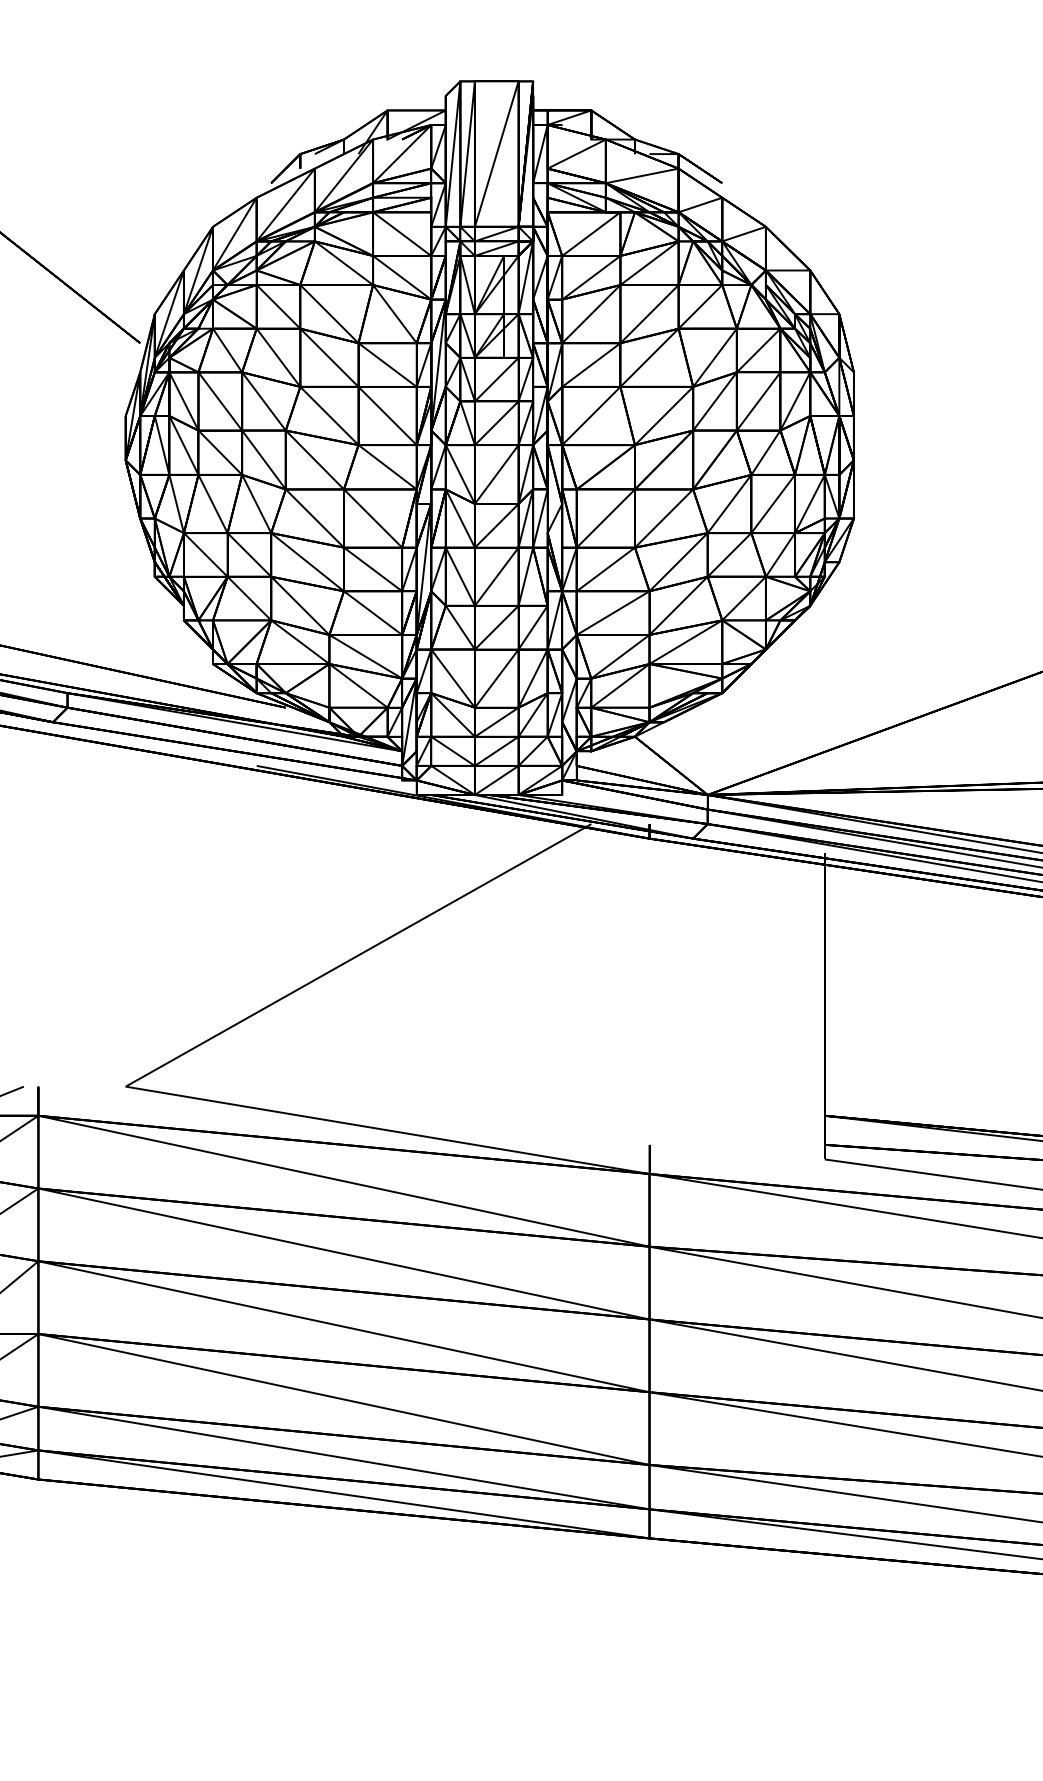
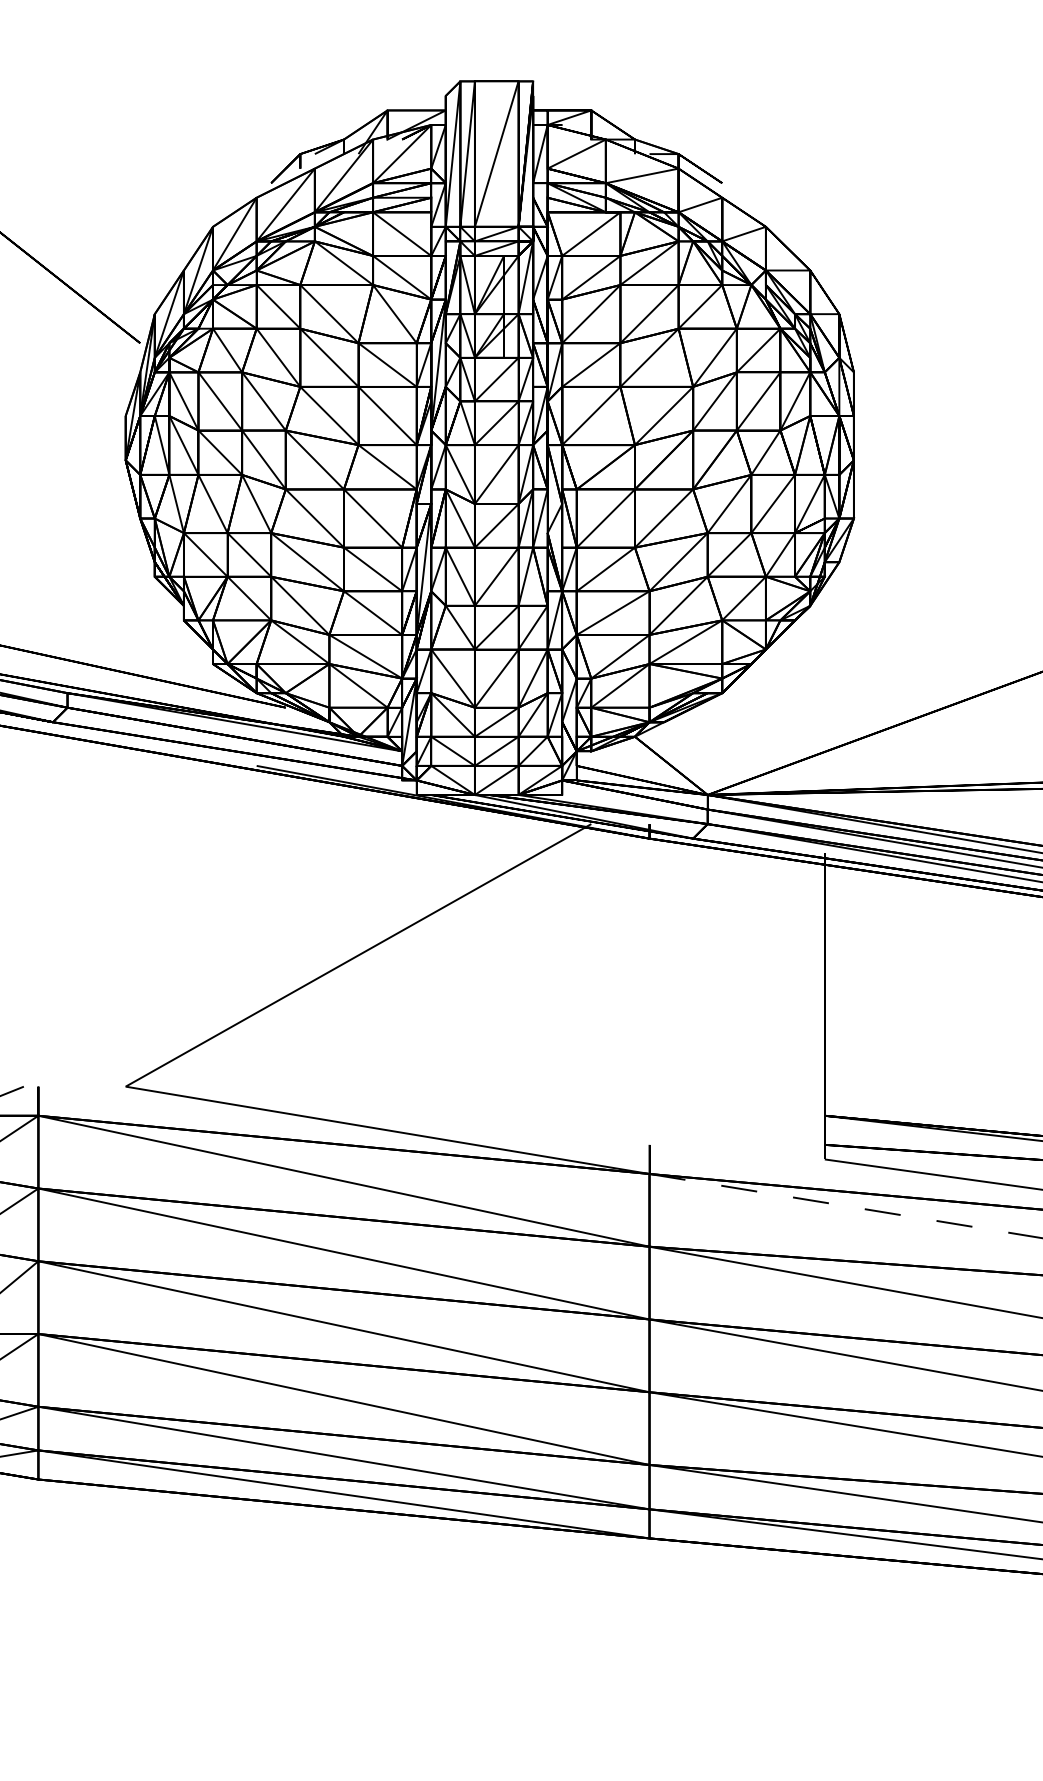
line: solid -> dashed (845, 1206)
